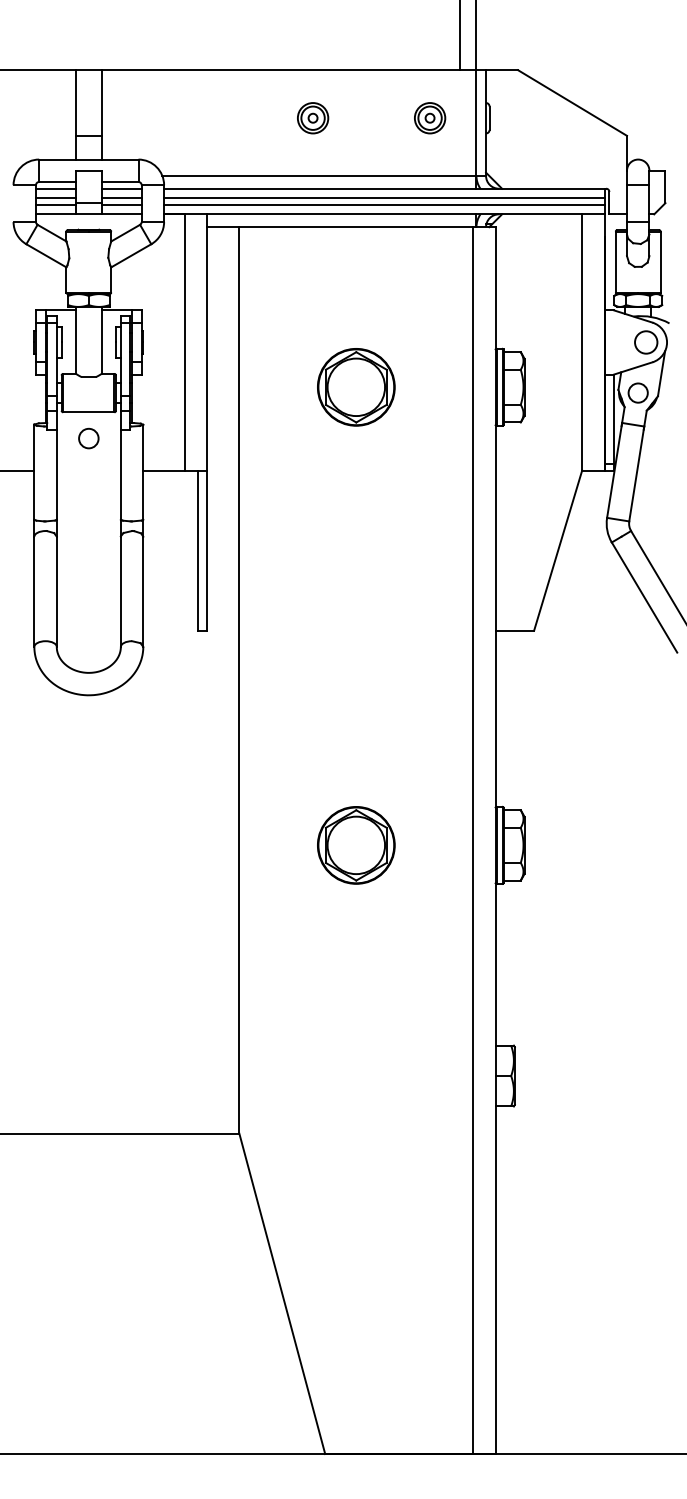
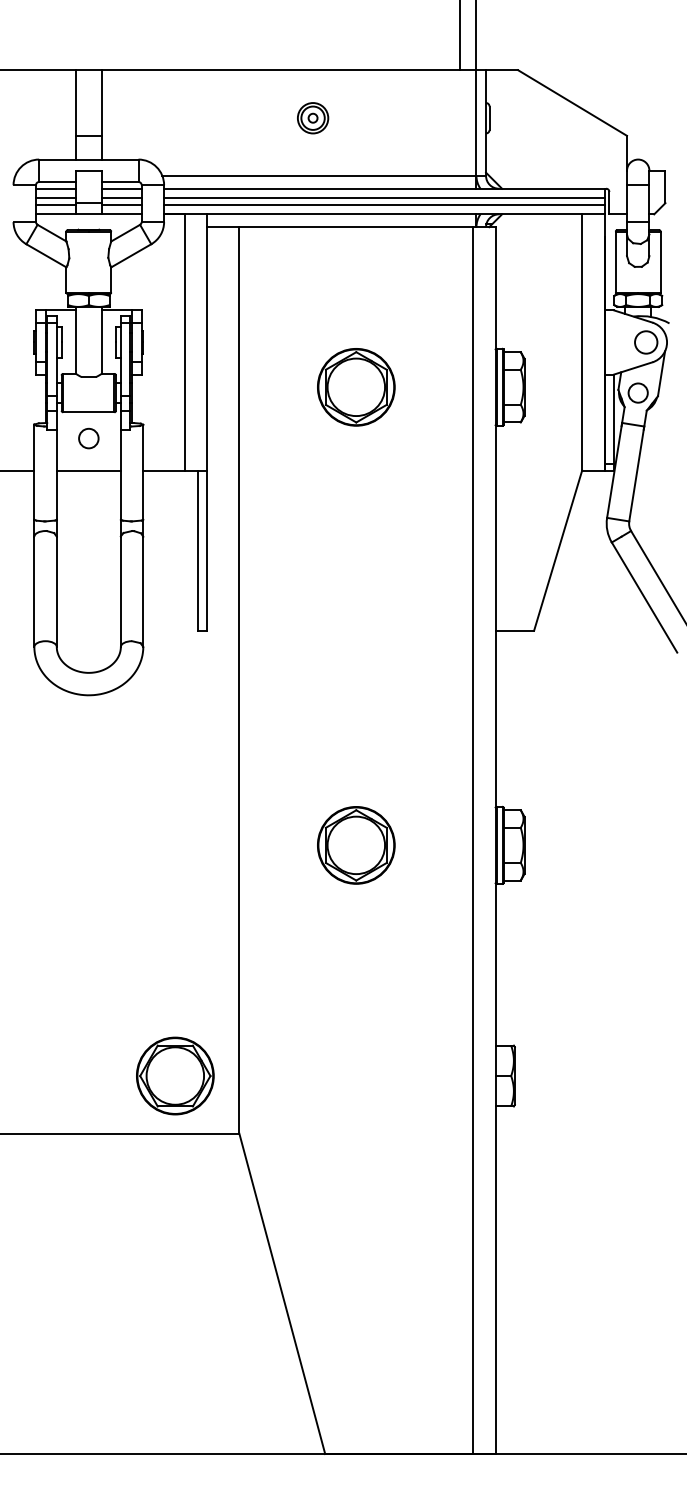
part: present -> none (430, 118)
line: none -> present (88, 470)
part: none -> present (175, 1075)
